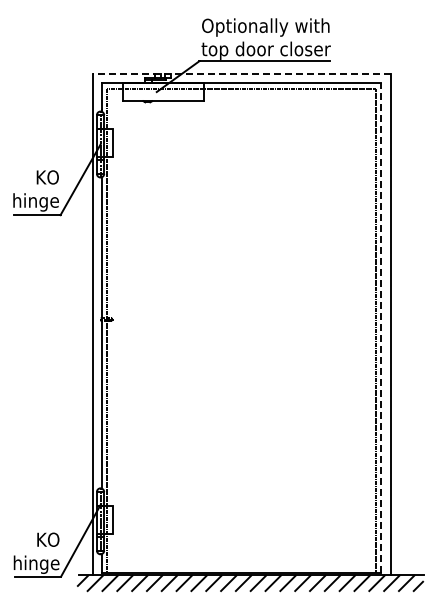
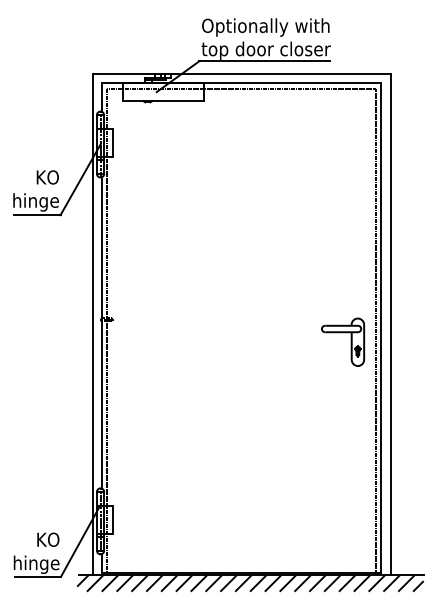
line: dashed -> solid (241, 73)
line: dashed -> solid (381, 327)
part: none -> present (350, 341)
